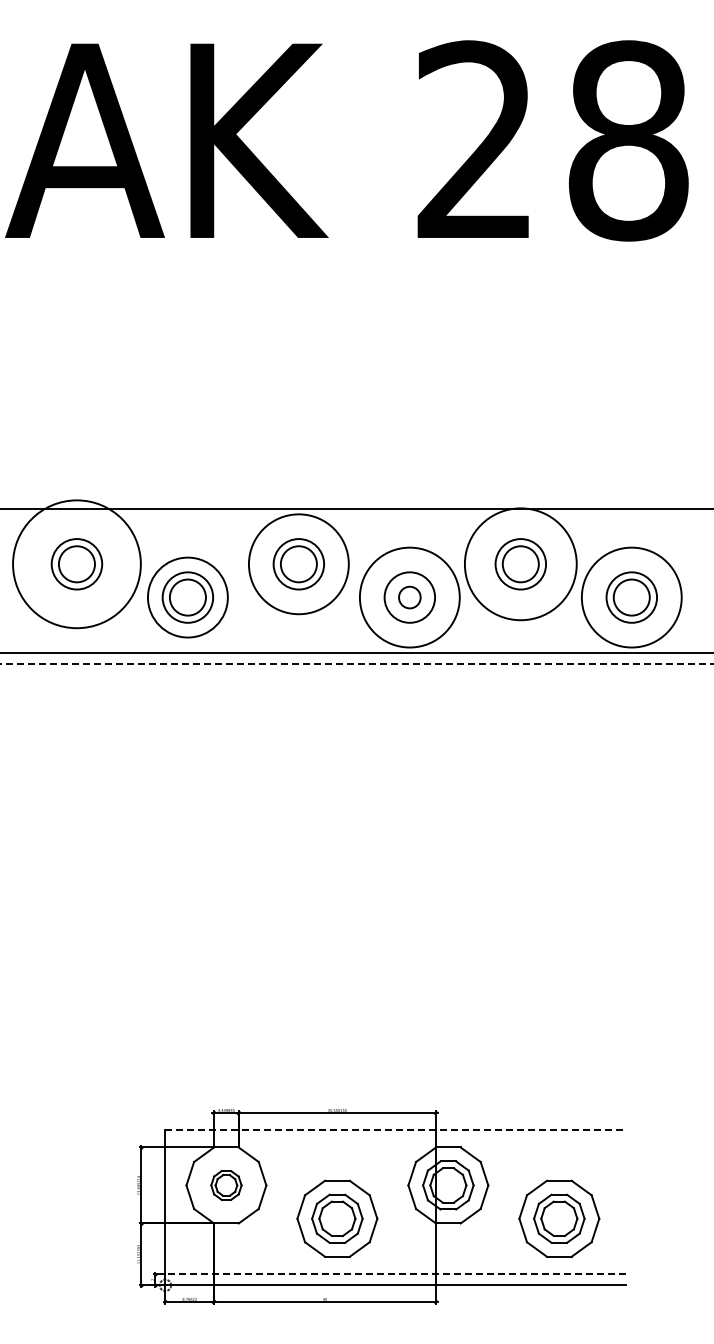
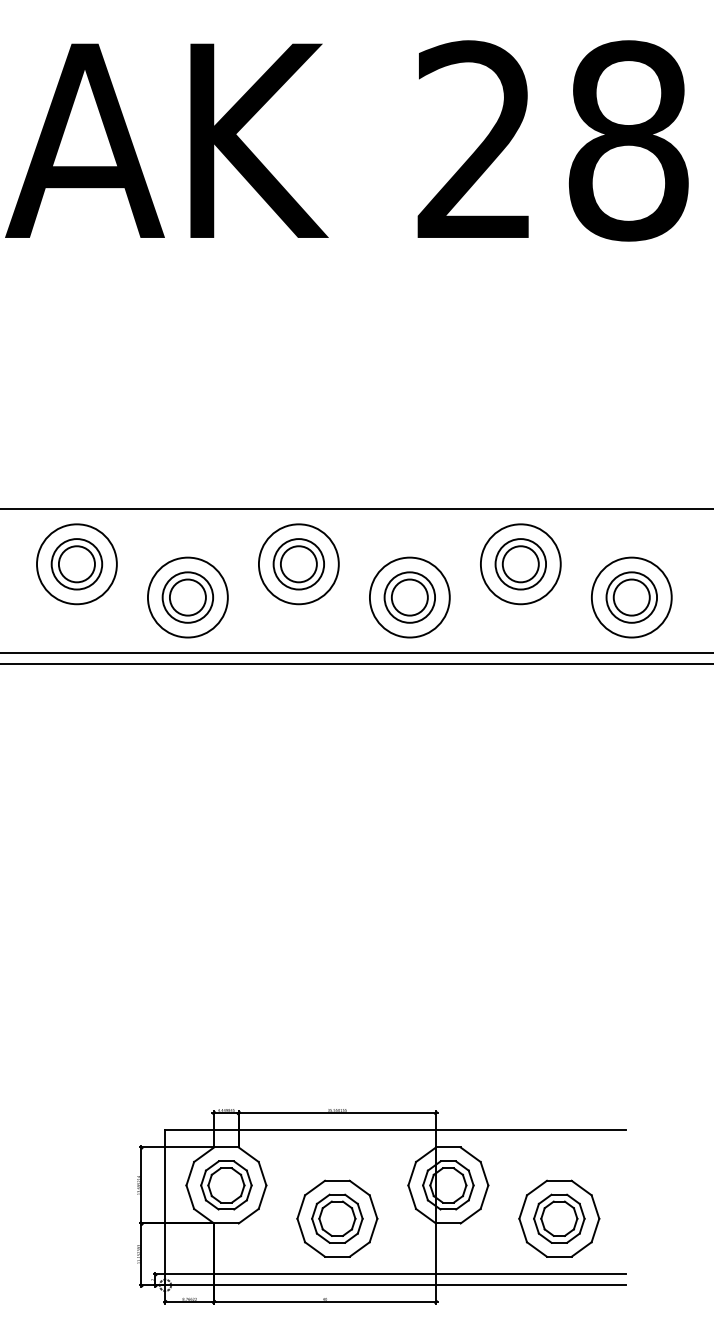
circle diameter: 128 px -> 80 px (76, 564)
circle diameter: 100 px -> 80 px (298, 564)
circle diameter: 112 px -> 80 px (520, 564)
circle diameter: 100 px -> 80 px (409, 597)
circle diameter: 22 px -> 36 px (409, 597)
circle diameter: 100 px -> 80 px (631, 597)
line: dashed -> solid (357, 664)
line: dashed -> solid (396, 1130)
part size: 33x31 px -> 53x51 px (226, 1185)
line: dashed -> solid (395, 1274)
